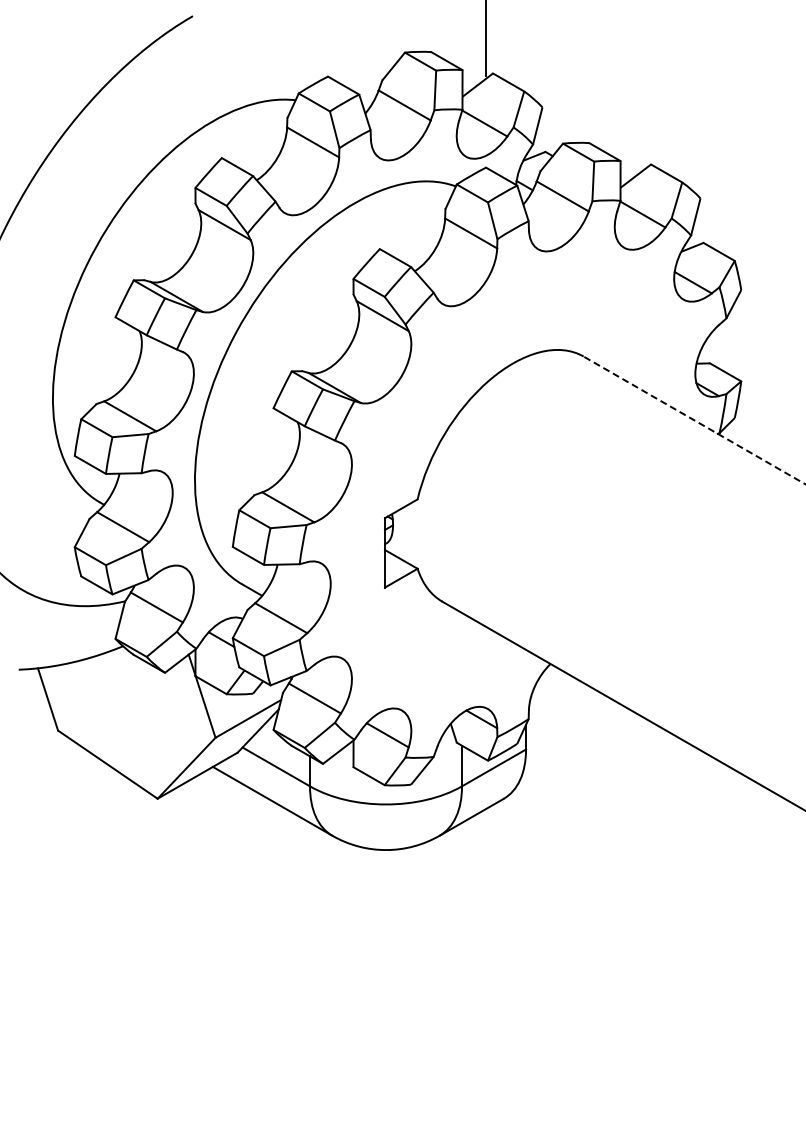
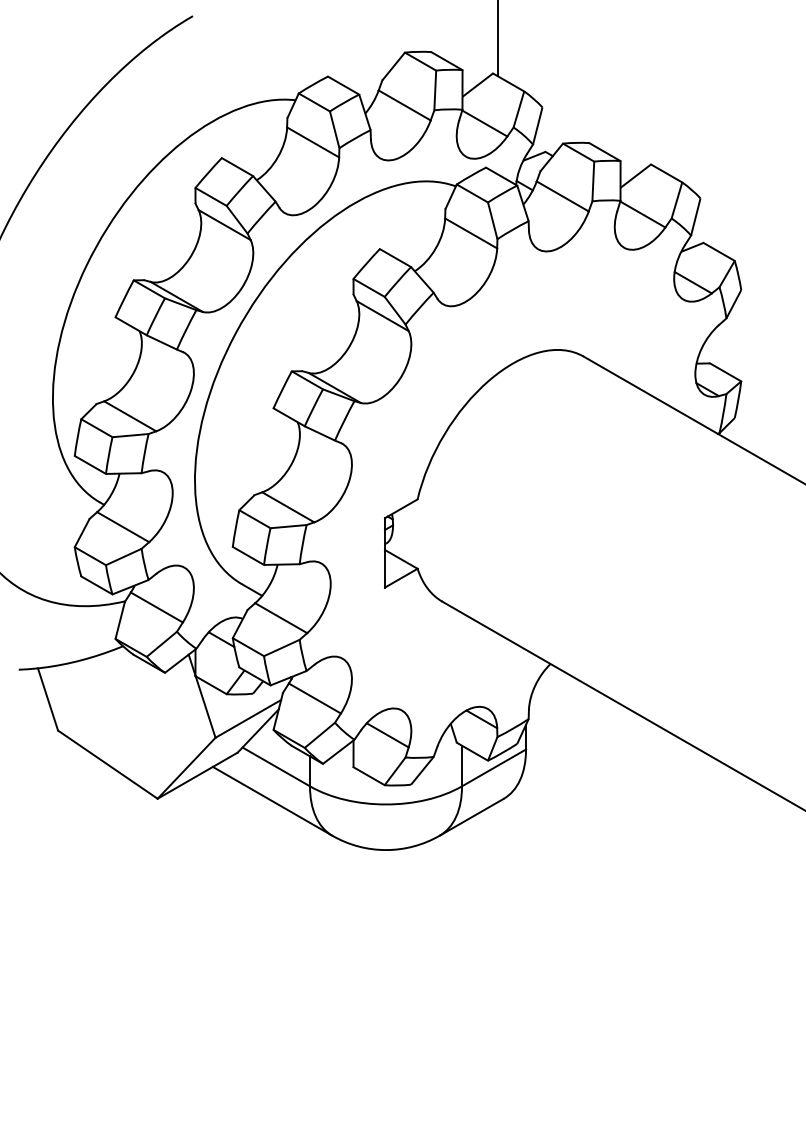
line position: (486, 39) -> (498, 39) (498, 39)
line: dashed -> solid (694, 420)
